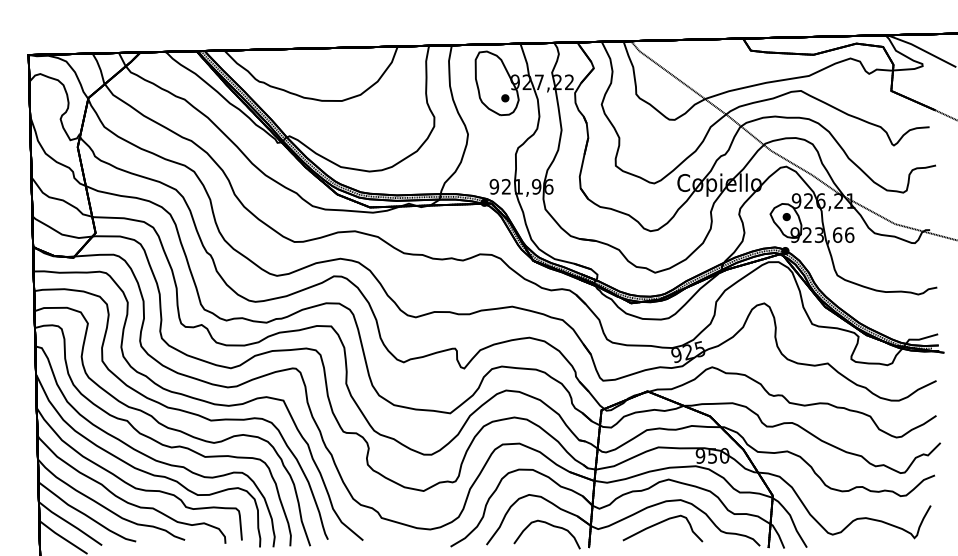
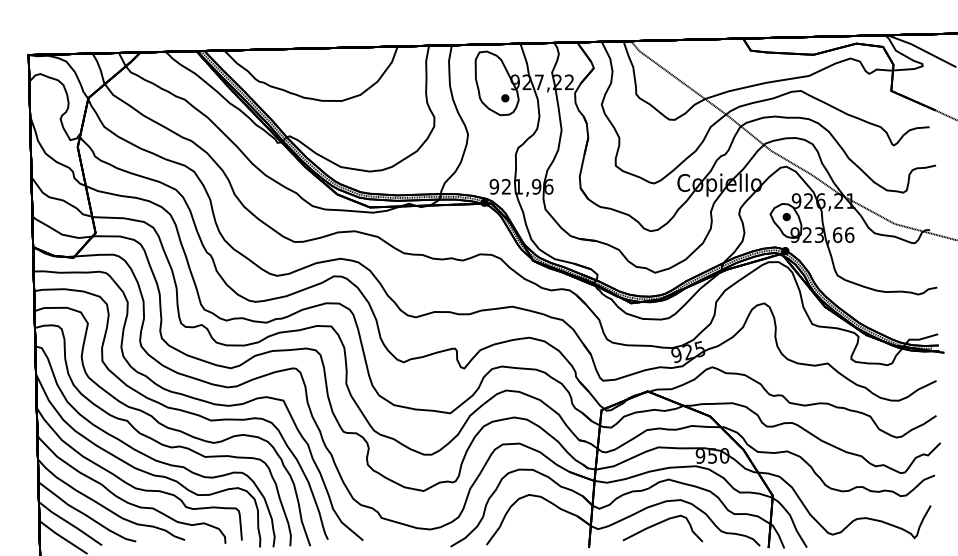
curve: present -> none (551, 526)
